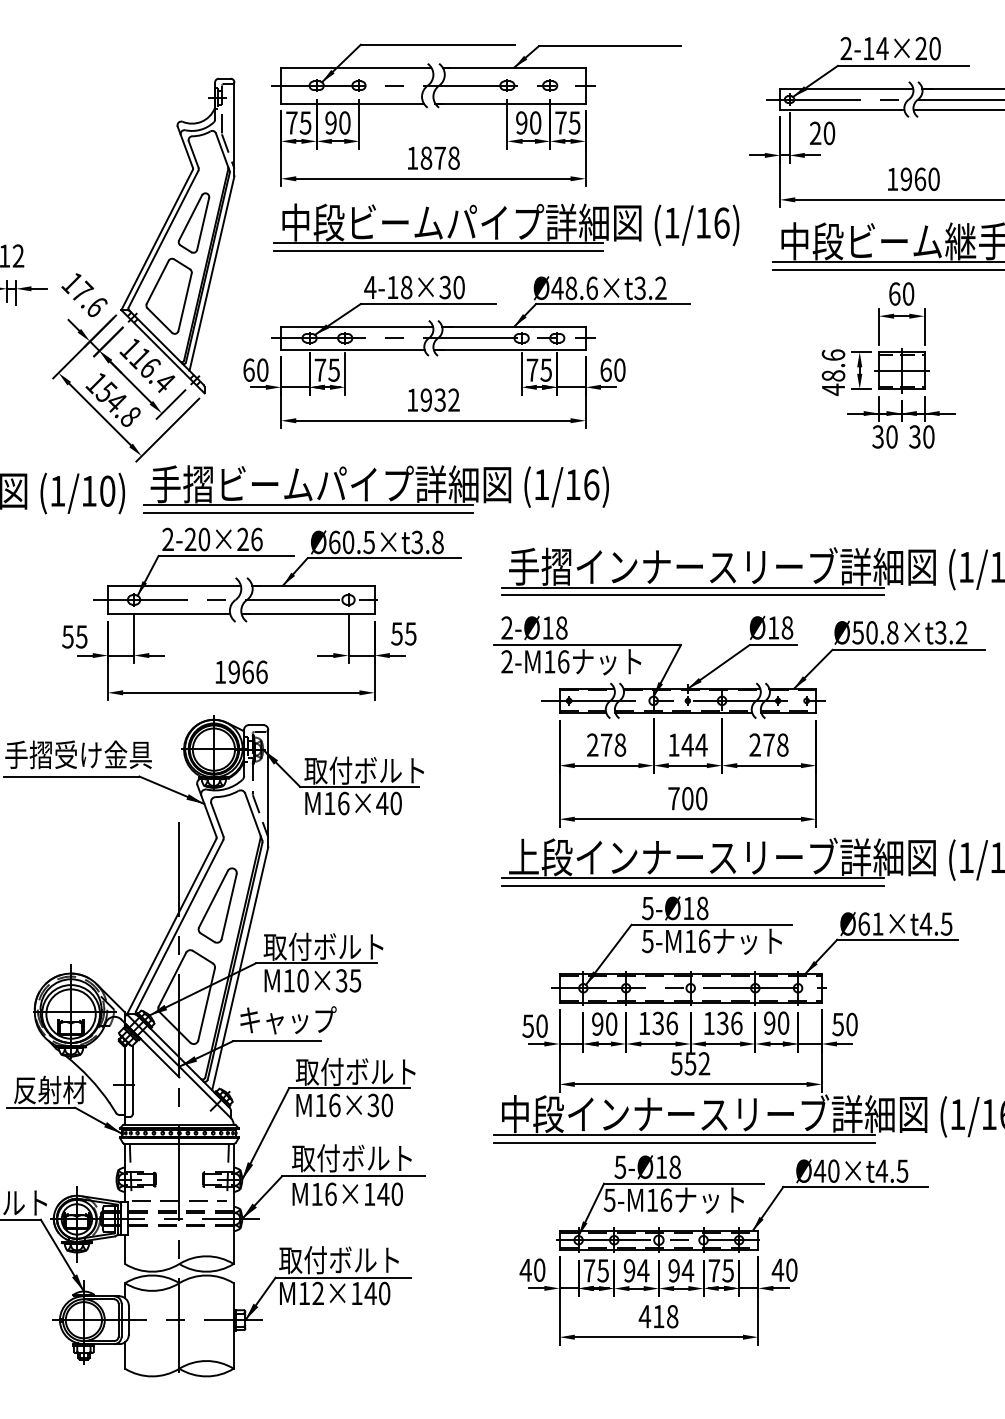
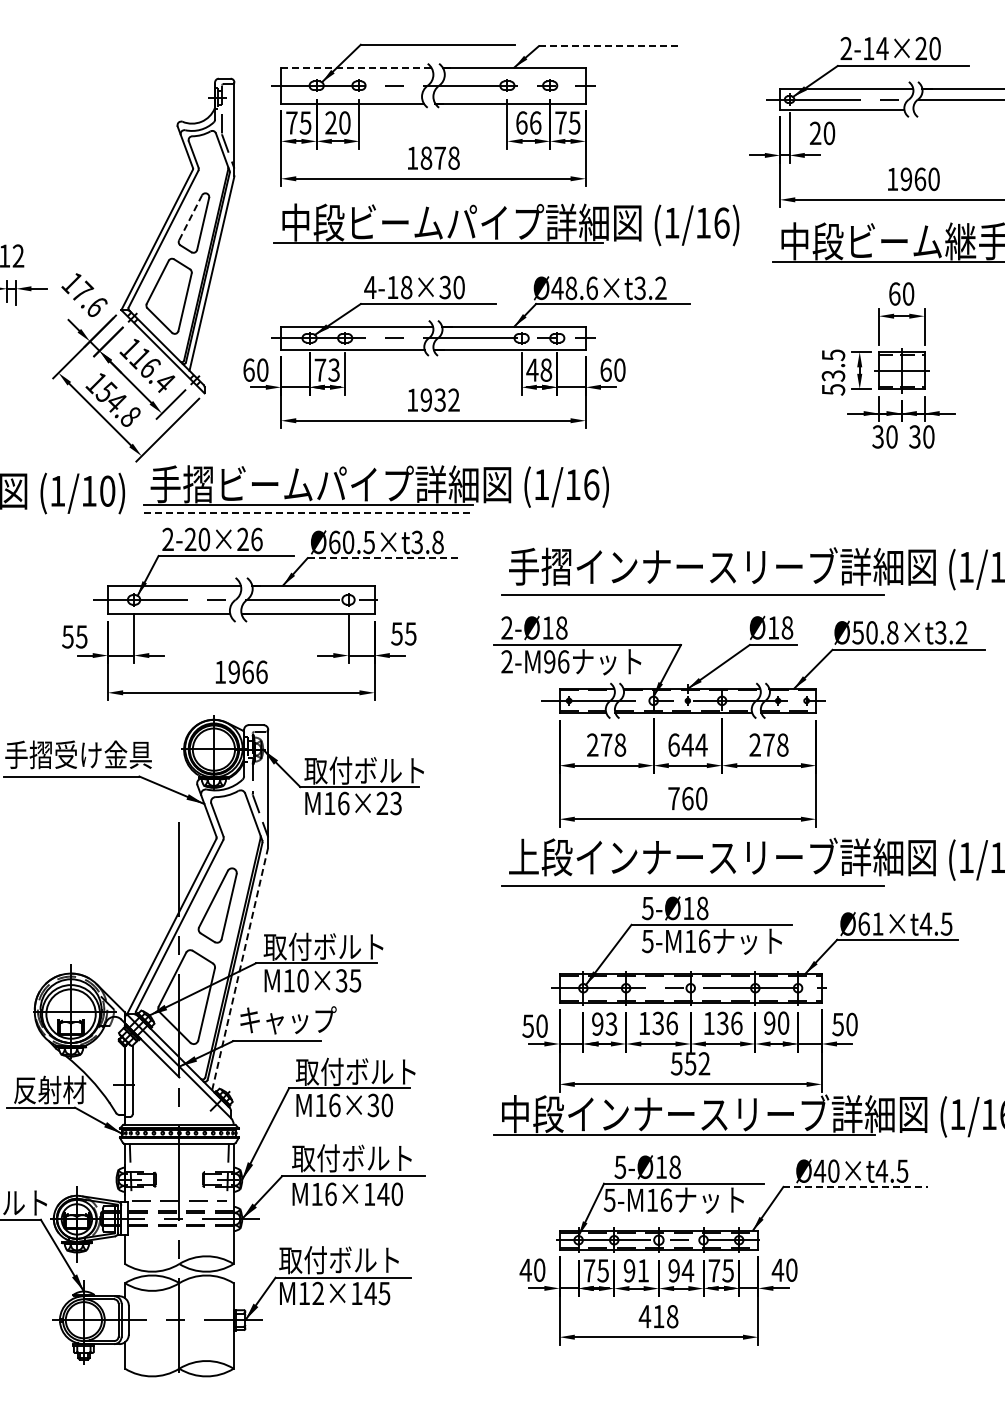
line: solid -> dashed (610, 46)
line: solid -> dashed (356, 67)
line: present -> none (957, 109)
text: 90 -> 20 (330, 122)
text: 90 -> 66 (528, 122)
line: solid -> dashed (190, 217)
line: present -> none (438, 251)
line: present -> none (887, 269)
text: 75 -> 73 (333, 369)
text: 75 -> 48 (539, 369)
text: 48.6 -> 53.5 (833, 372)
line: solid -> dashed (308, 512)
line: solid -> dashed (384, 558)
line: present -> none (692, 587)
text: 2-M16 -> 2-M96 (549, 661)
text: 144 -> 644 (673, 744)
text: 700 -> 760 (687, 798)
text: M16×40 -> M16×23 (388, 803)
line: present -> none (692, 878)
line: solid -> dashed (240, 968)
text: 90 -> 93 (611, 1023)
line: present -> none (684, 1142)
line: solid -> dashed (856, 1186)
text: 94 -> 91 (643, 1270)
text: M12×140 -> M12×145 (384, 1293)
